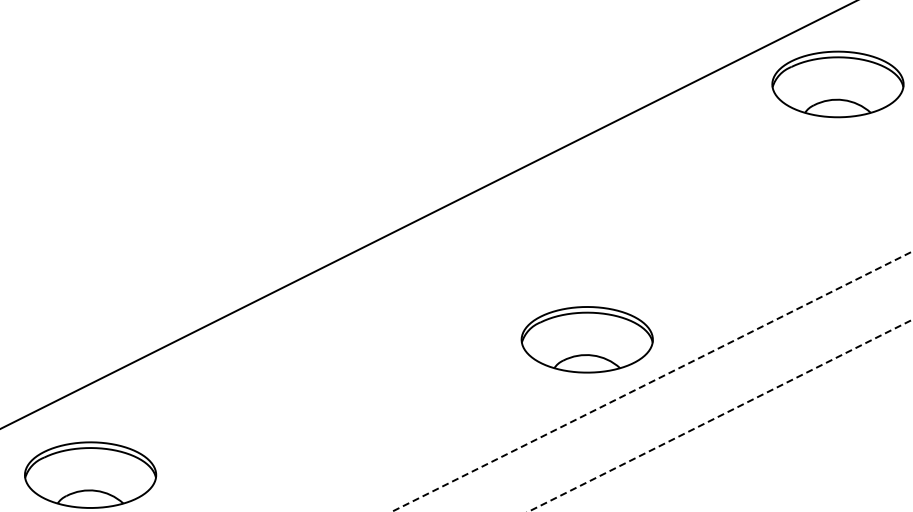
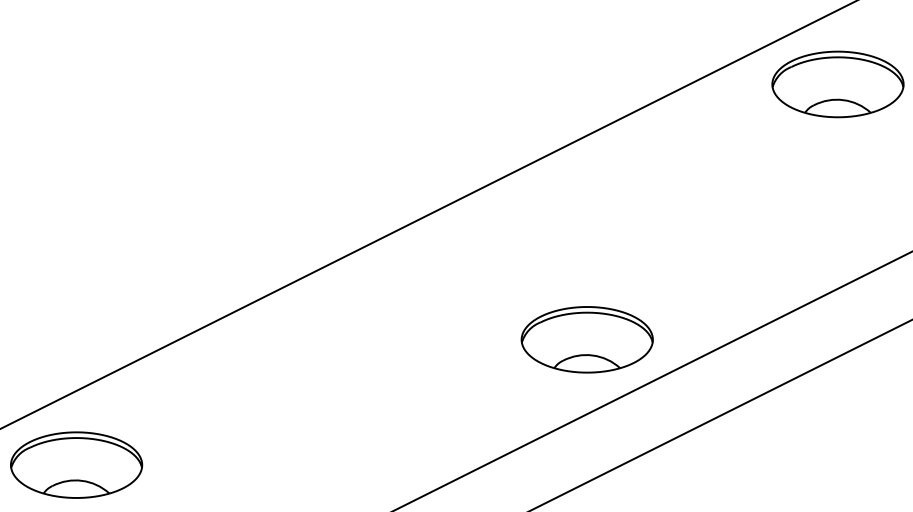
line: dashed -> solid (651, 381)
line: dashed -> solid (719, 416)
part position: (90, 474) -> (76, 464) (76, 464)
